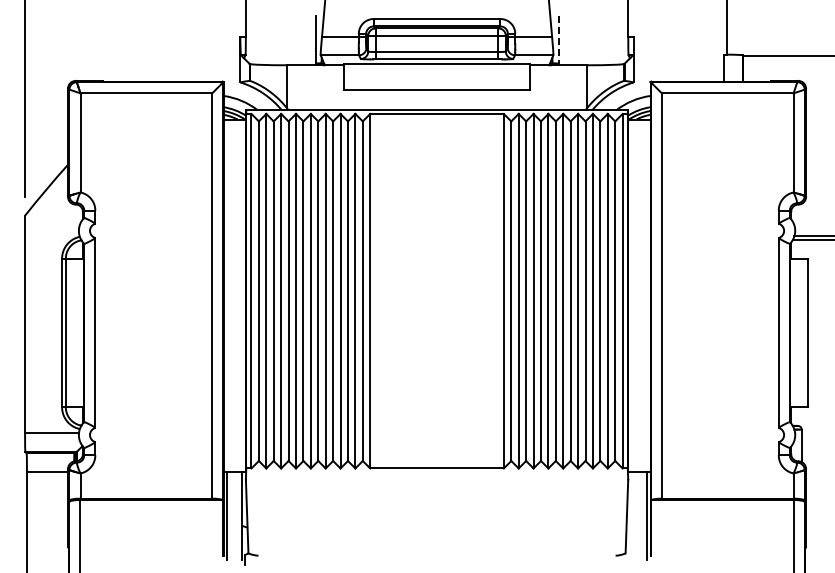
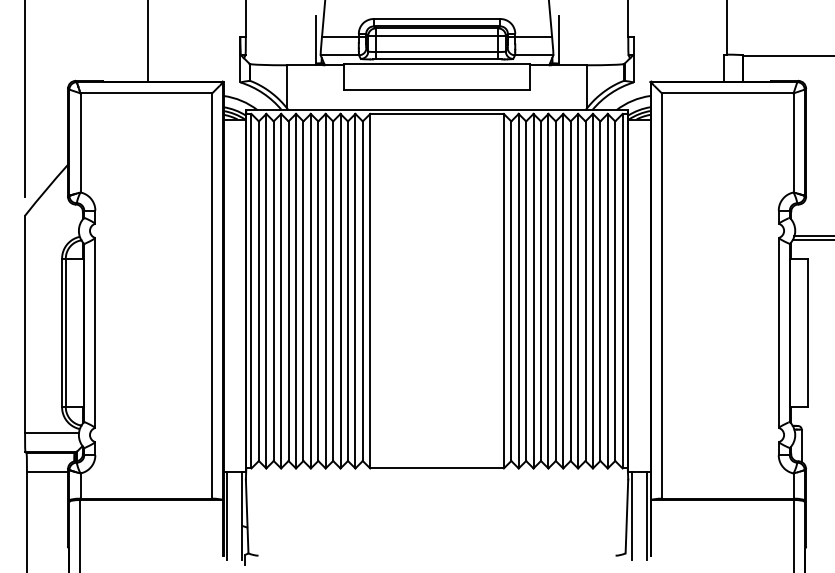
line: dashed -> solid (558, 40)
line: none -> present (147, 41)
line: none -> present (632, 515)
